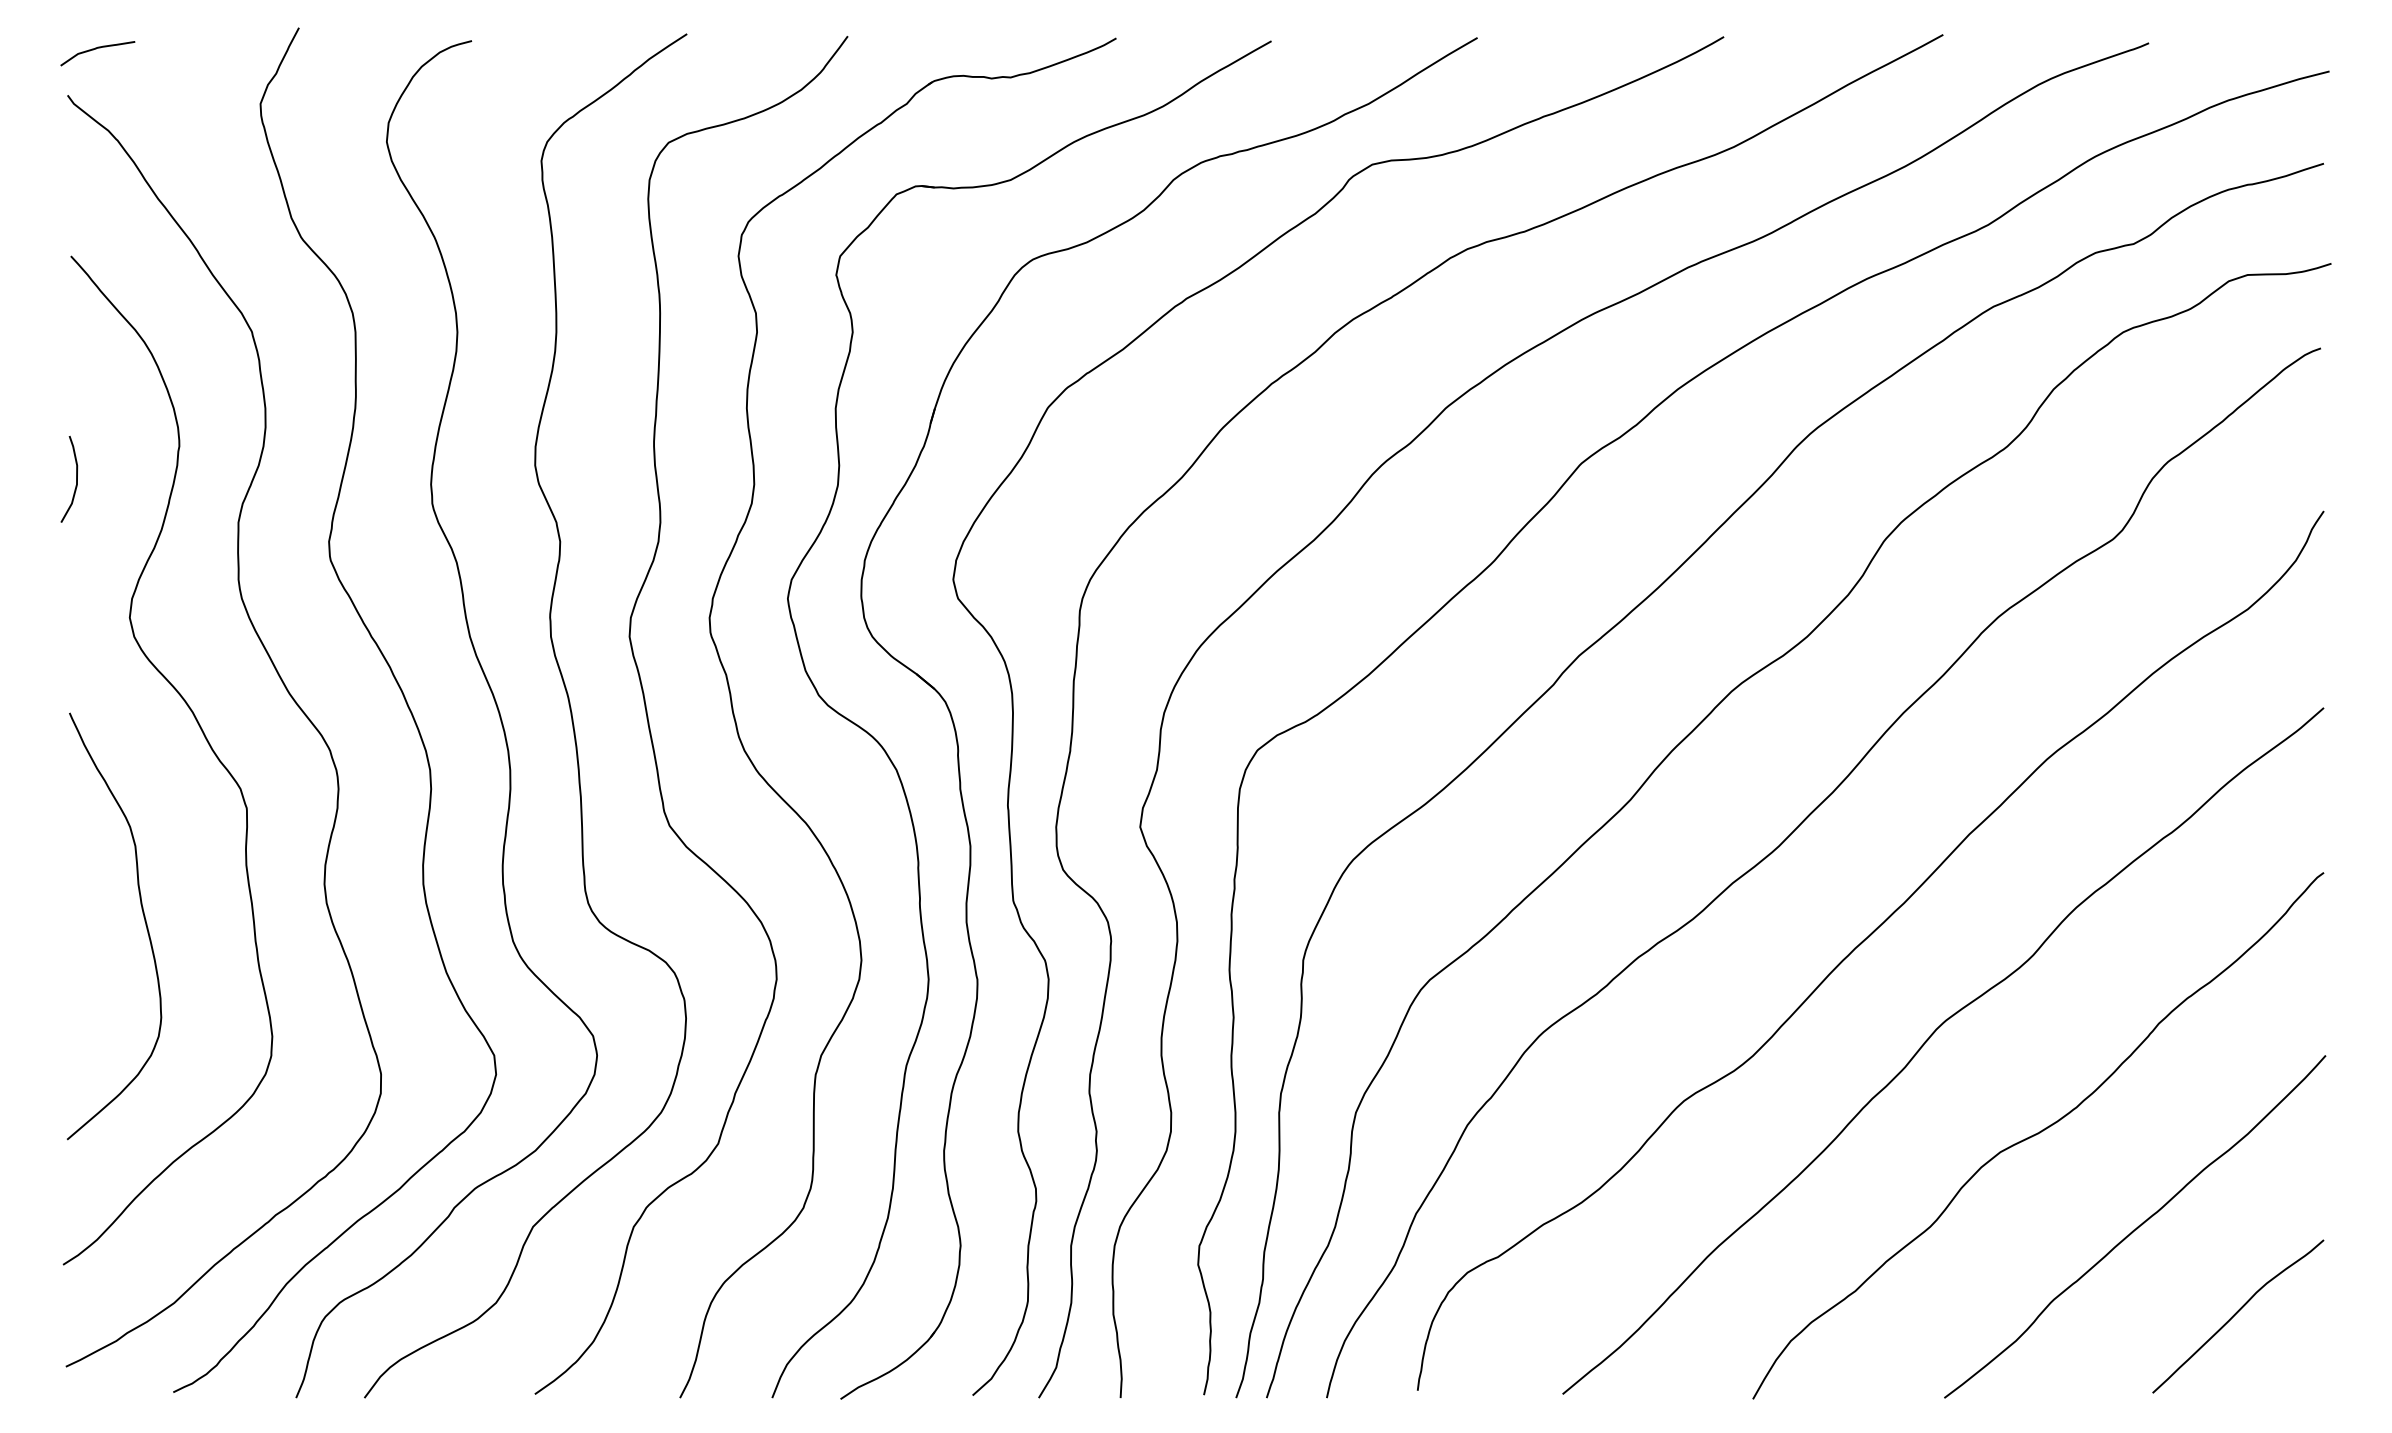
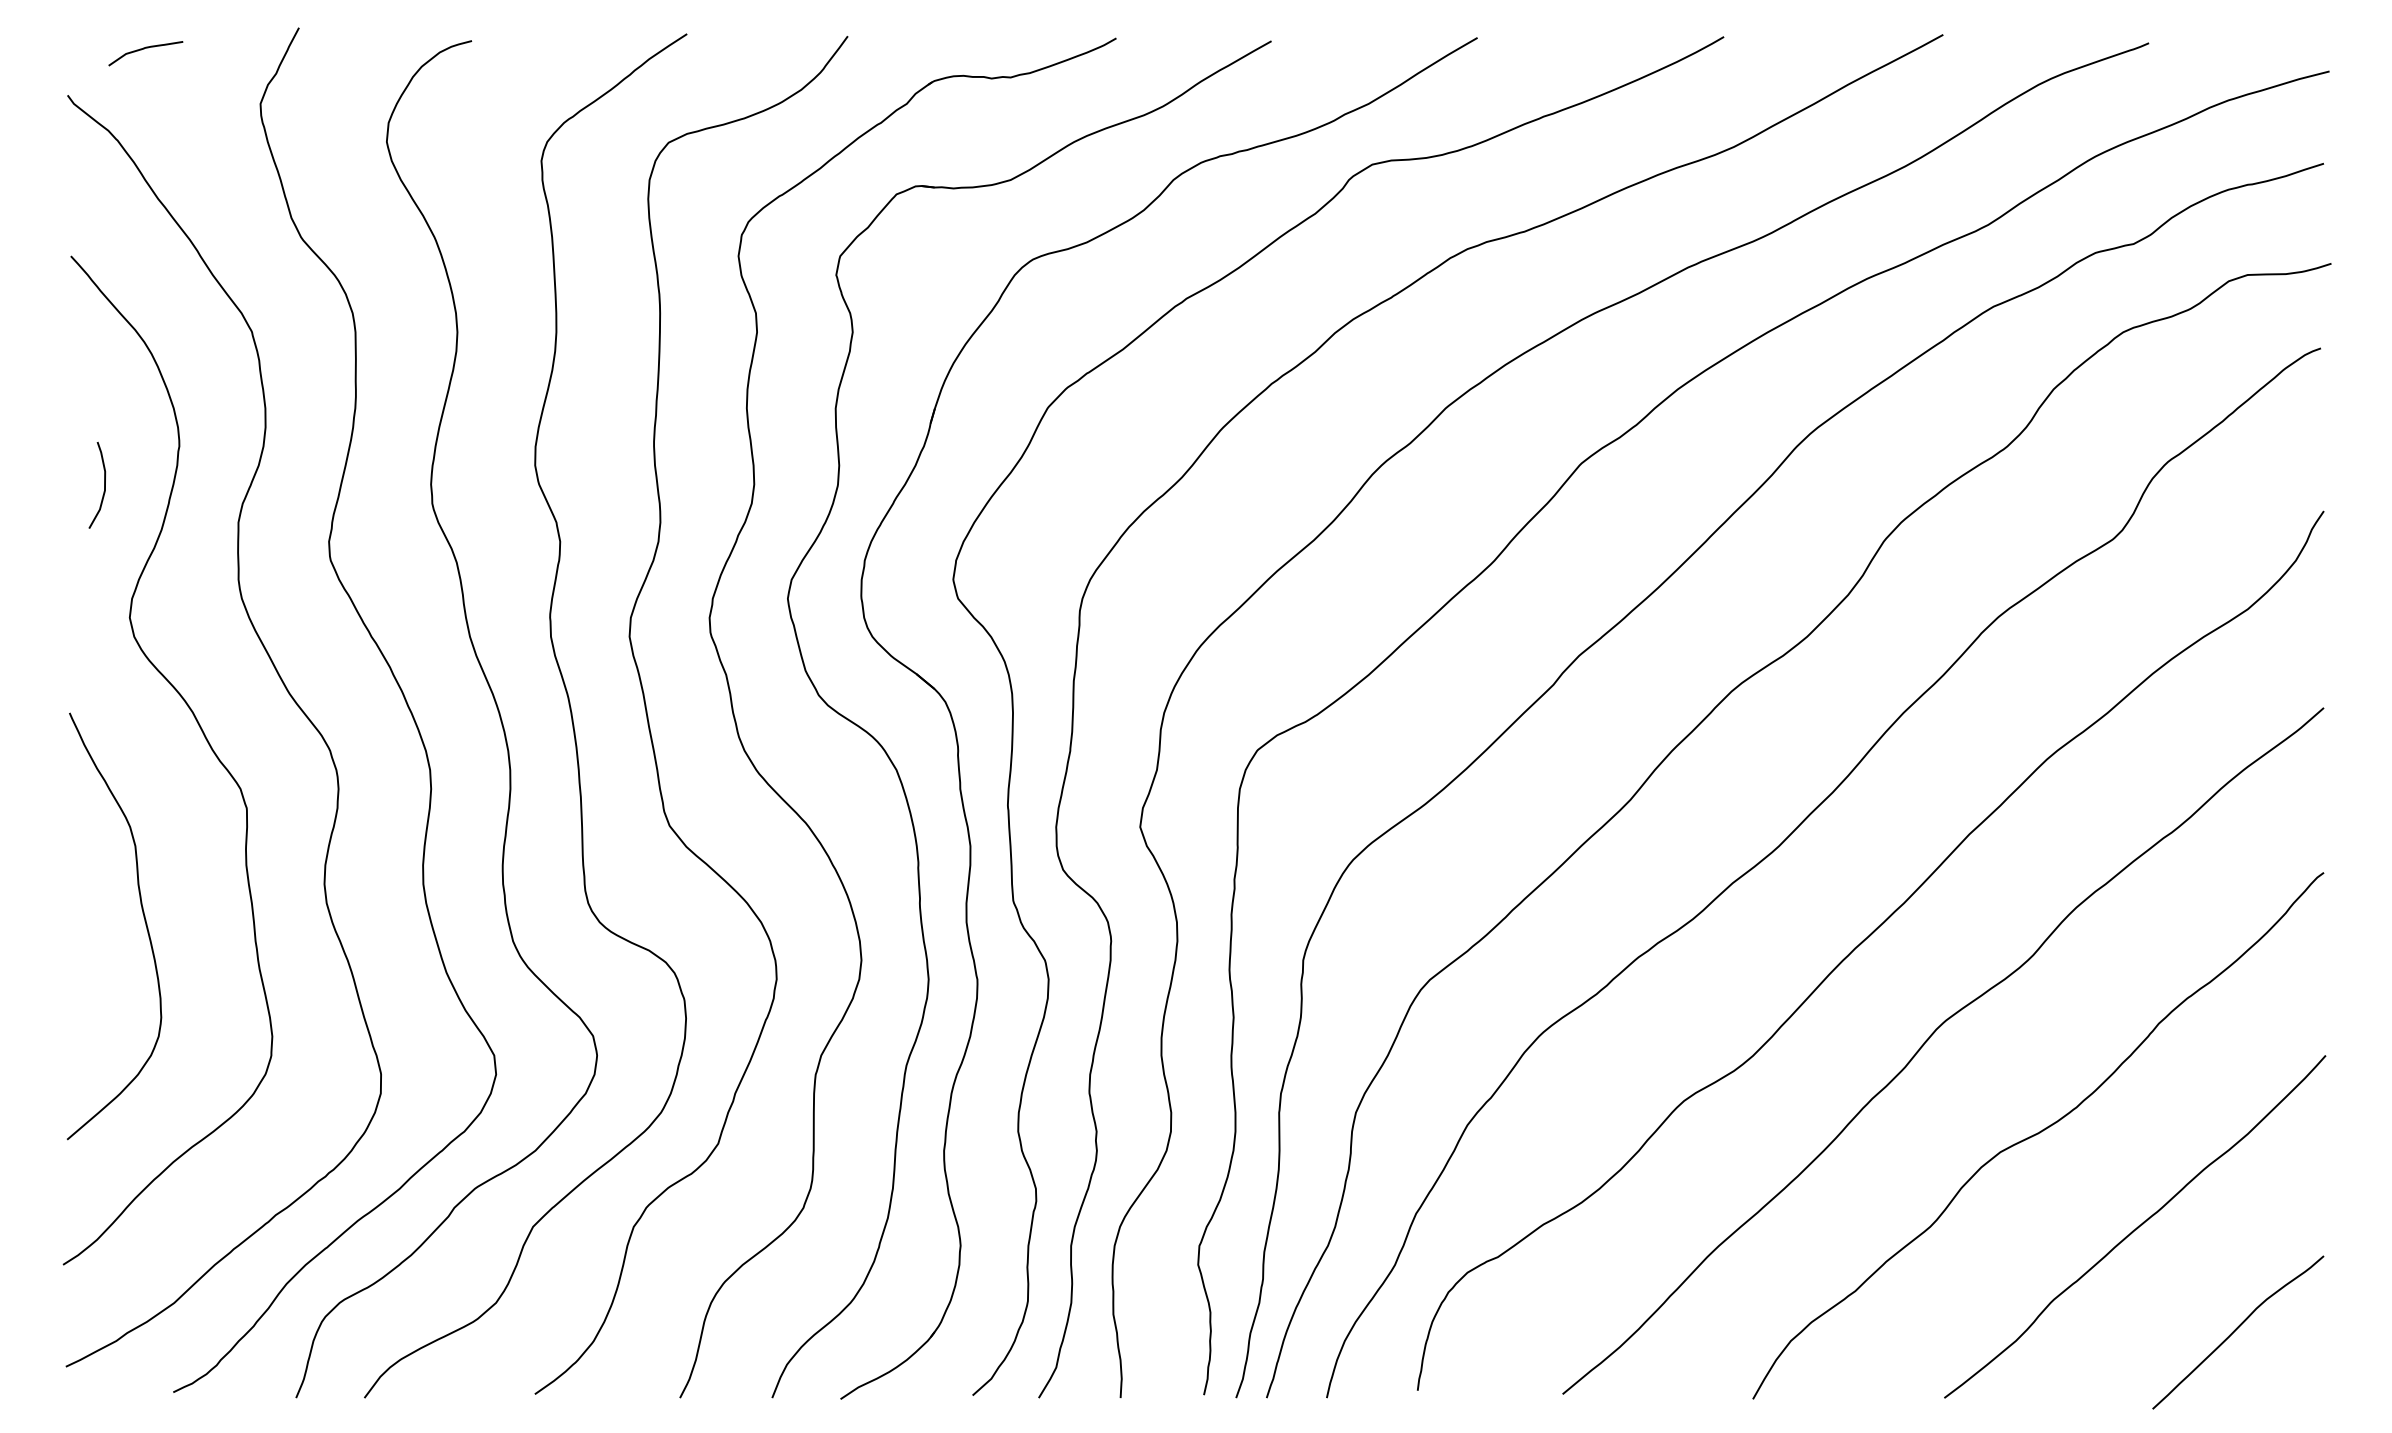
curve position: (96, 49) -> (144, 49) (144, 49)
curve position: (76, 478) -> (104, 484) (104, 484)
curve position: (2236, 1314) -> (2236, 1330) (2236, 1330)
